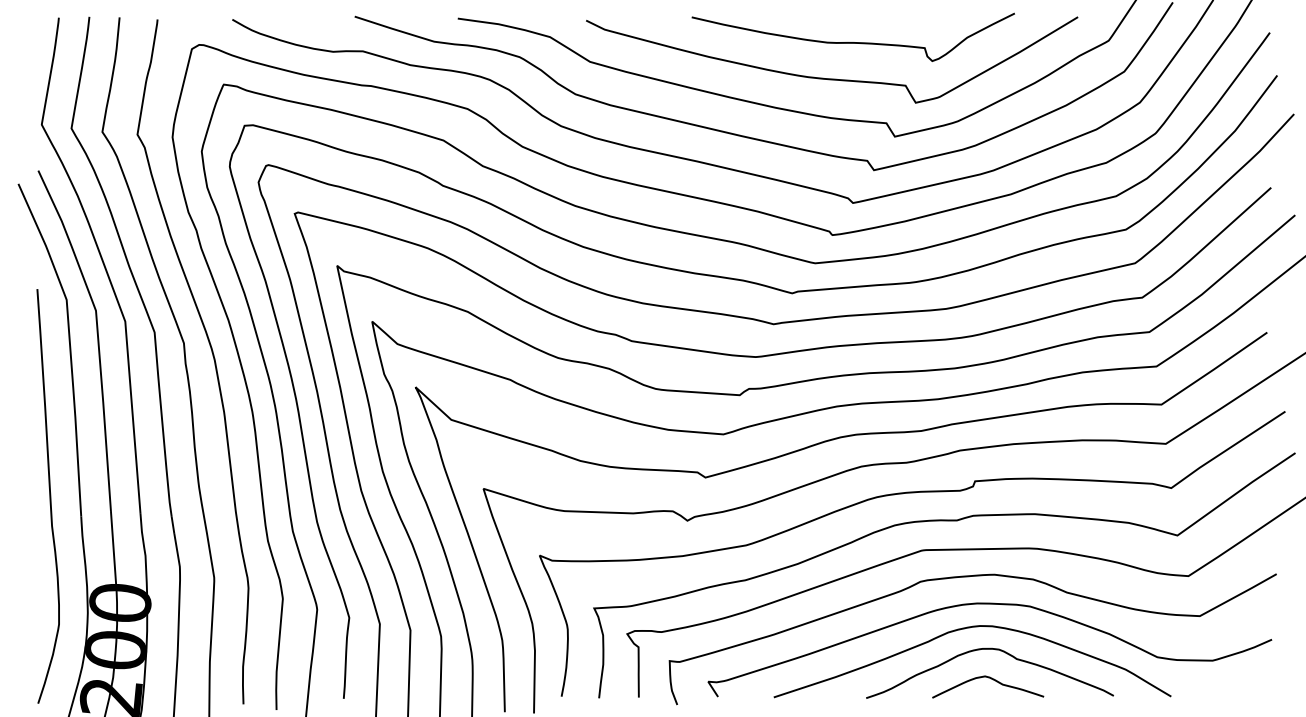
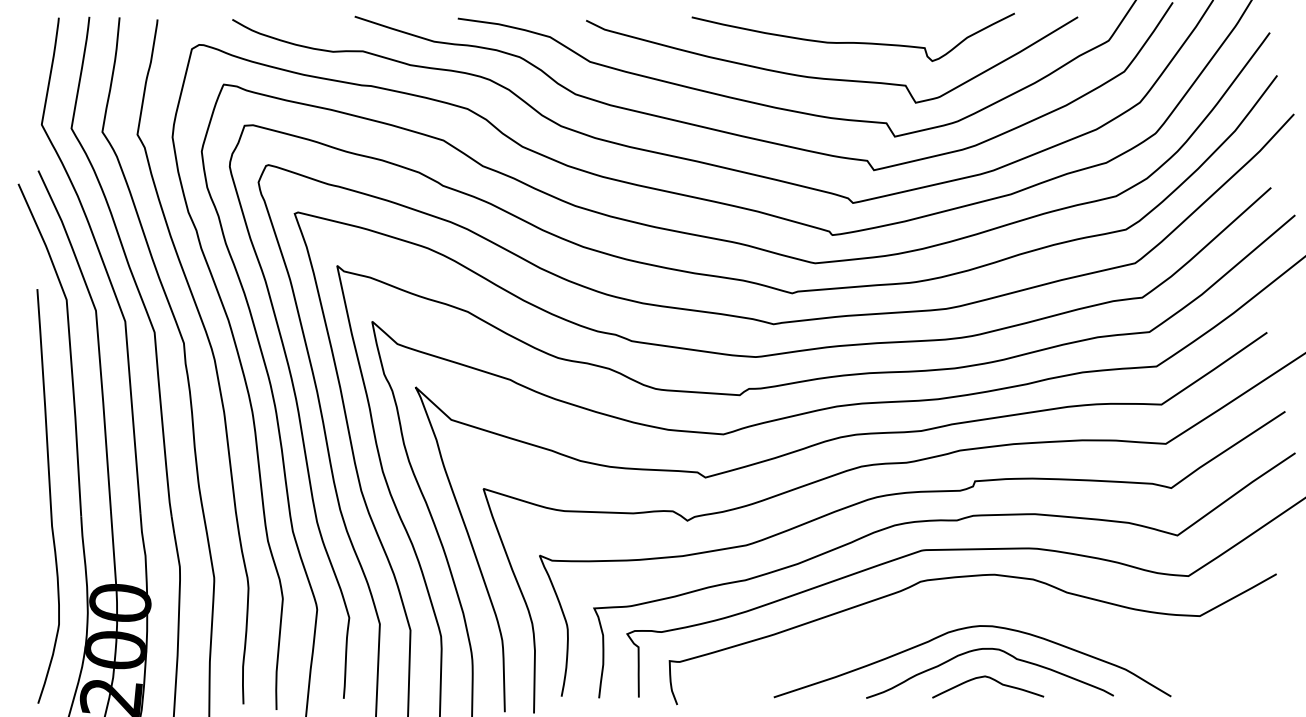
curve: present -> none (989, 604)
